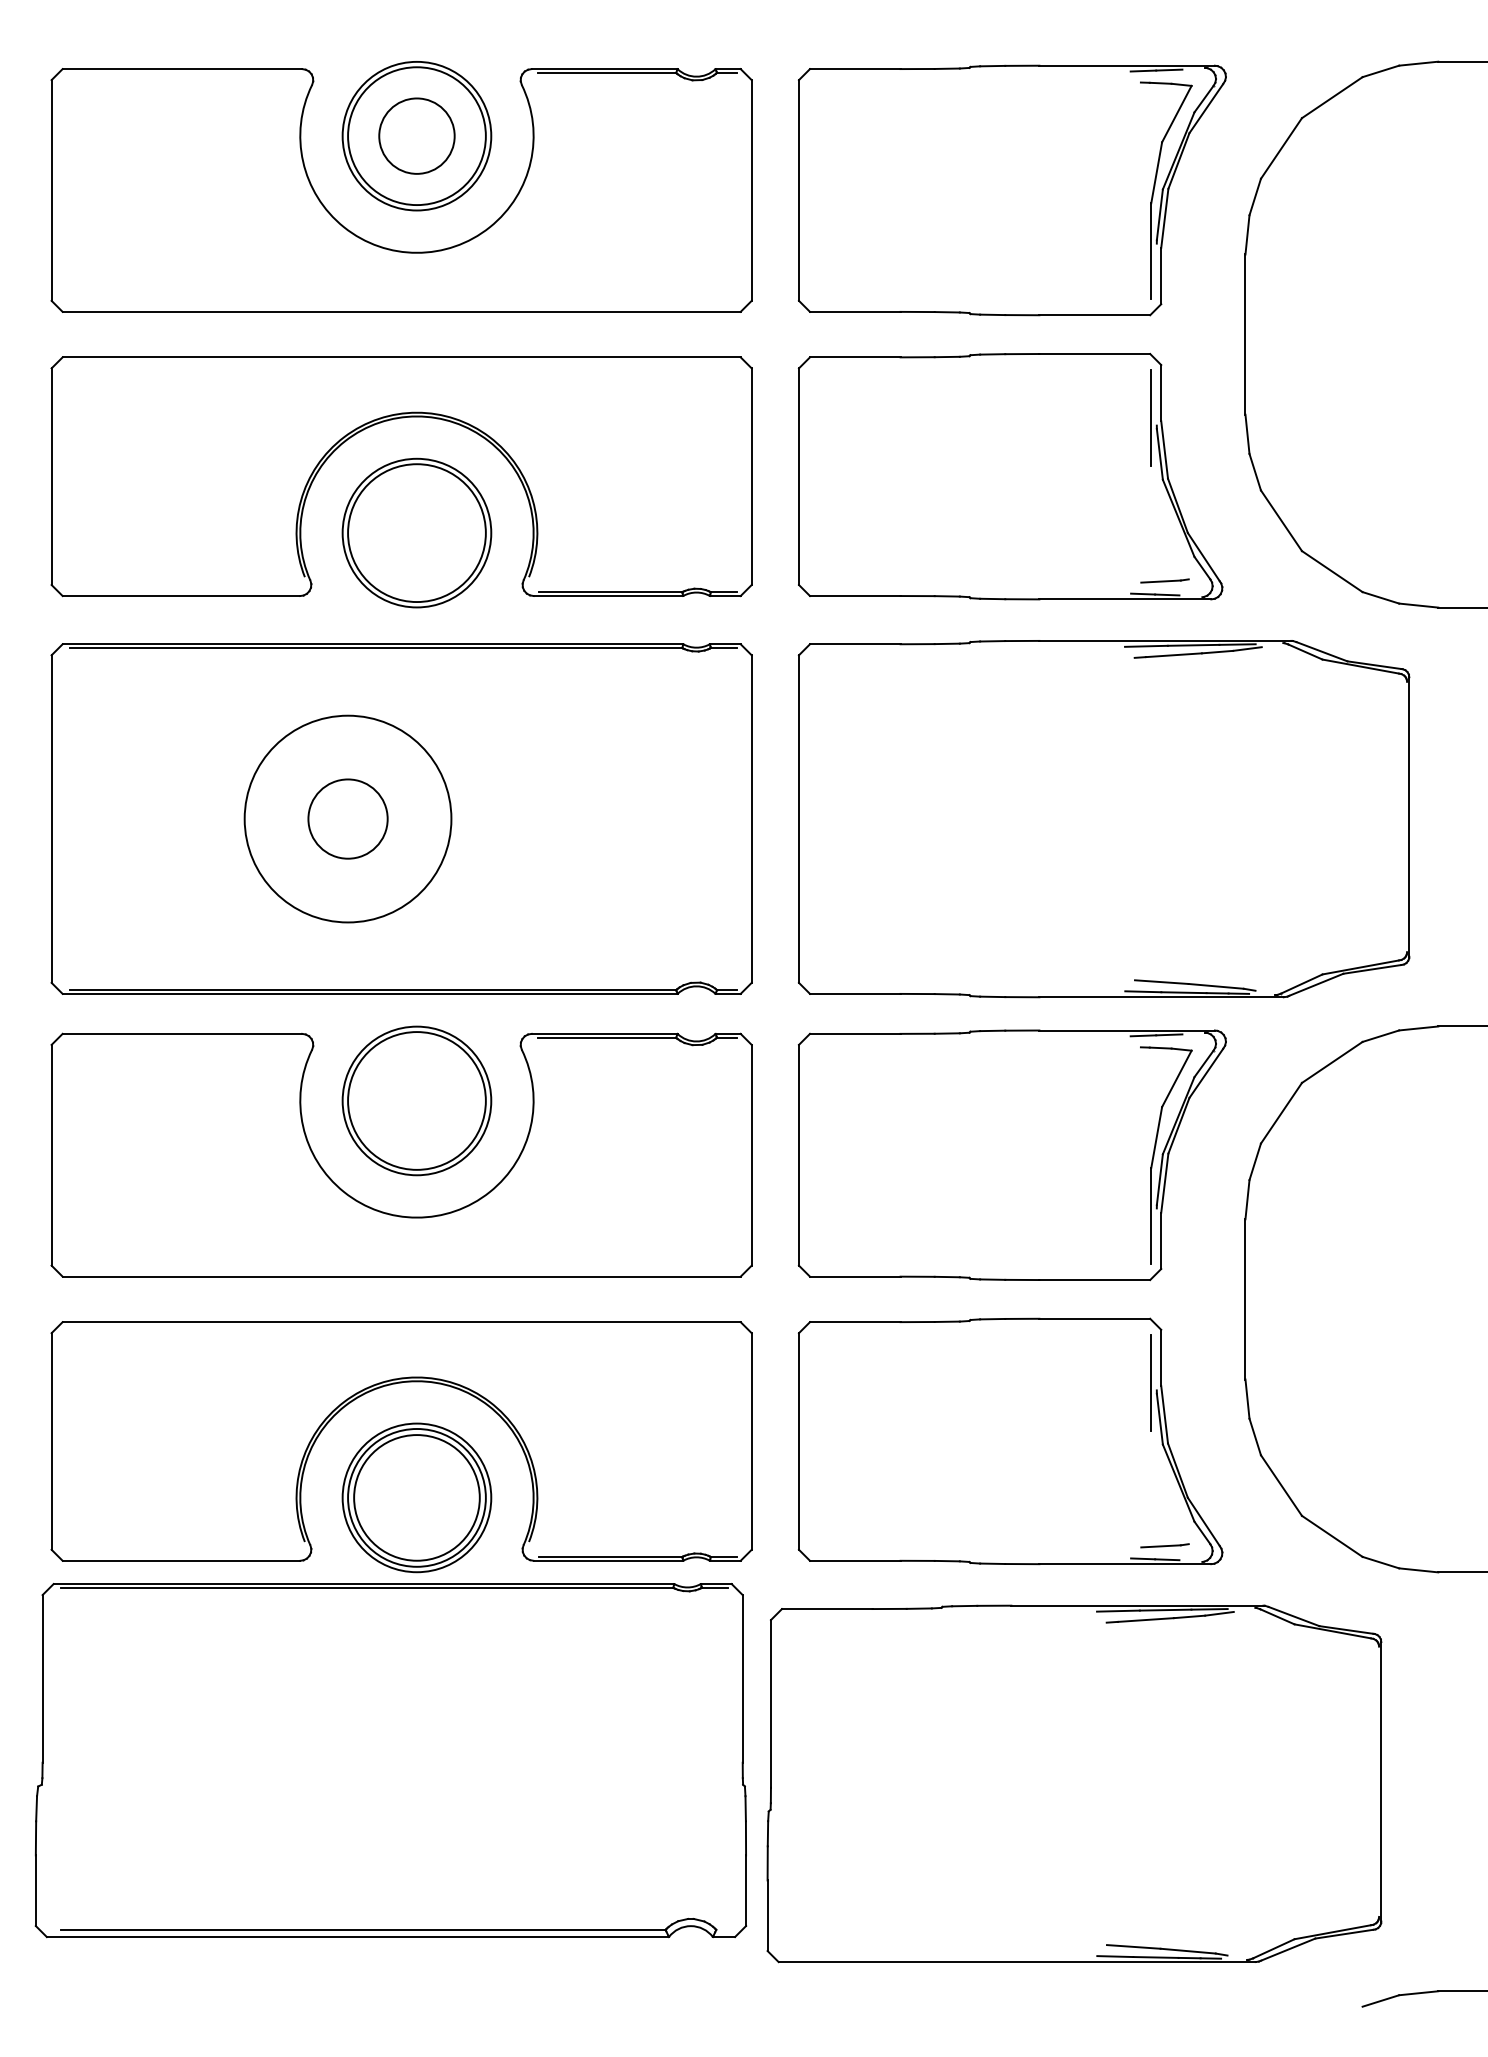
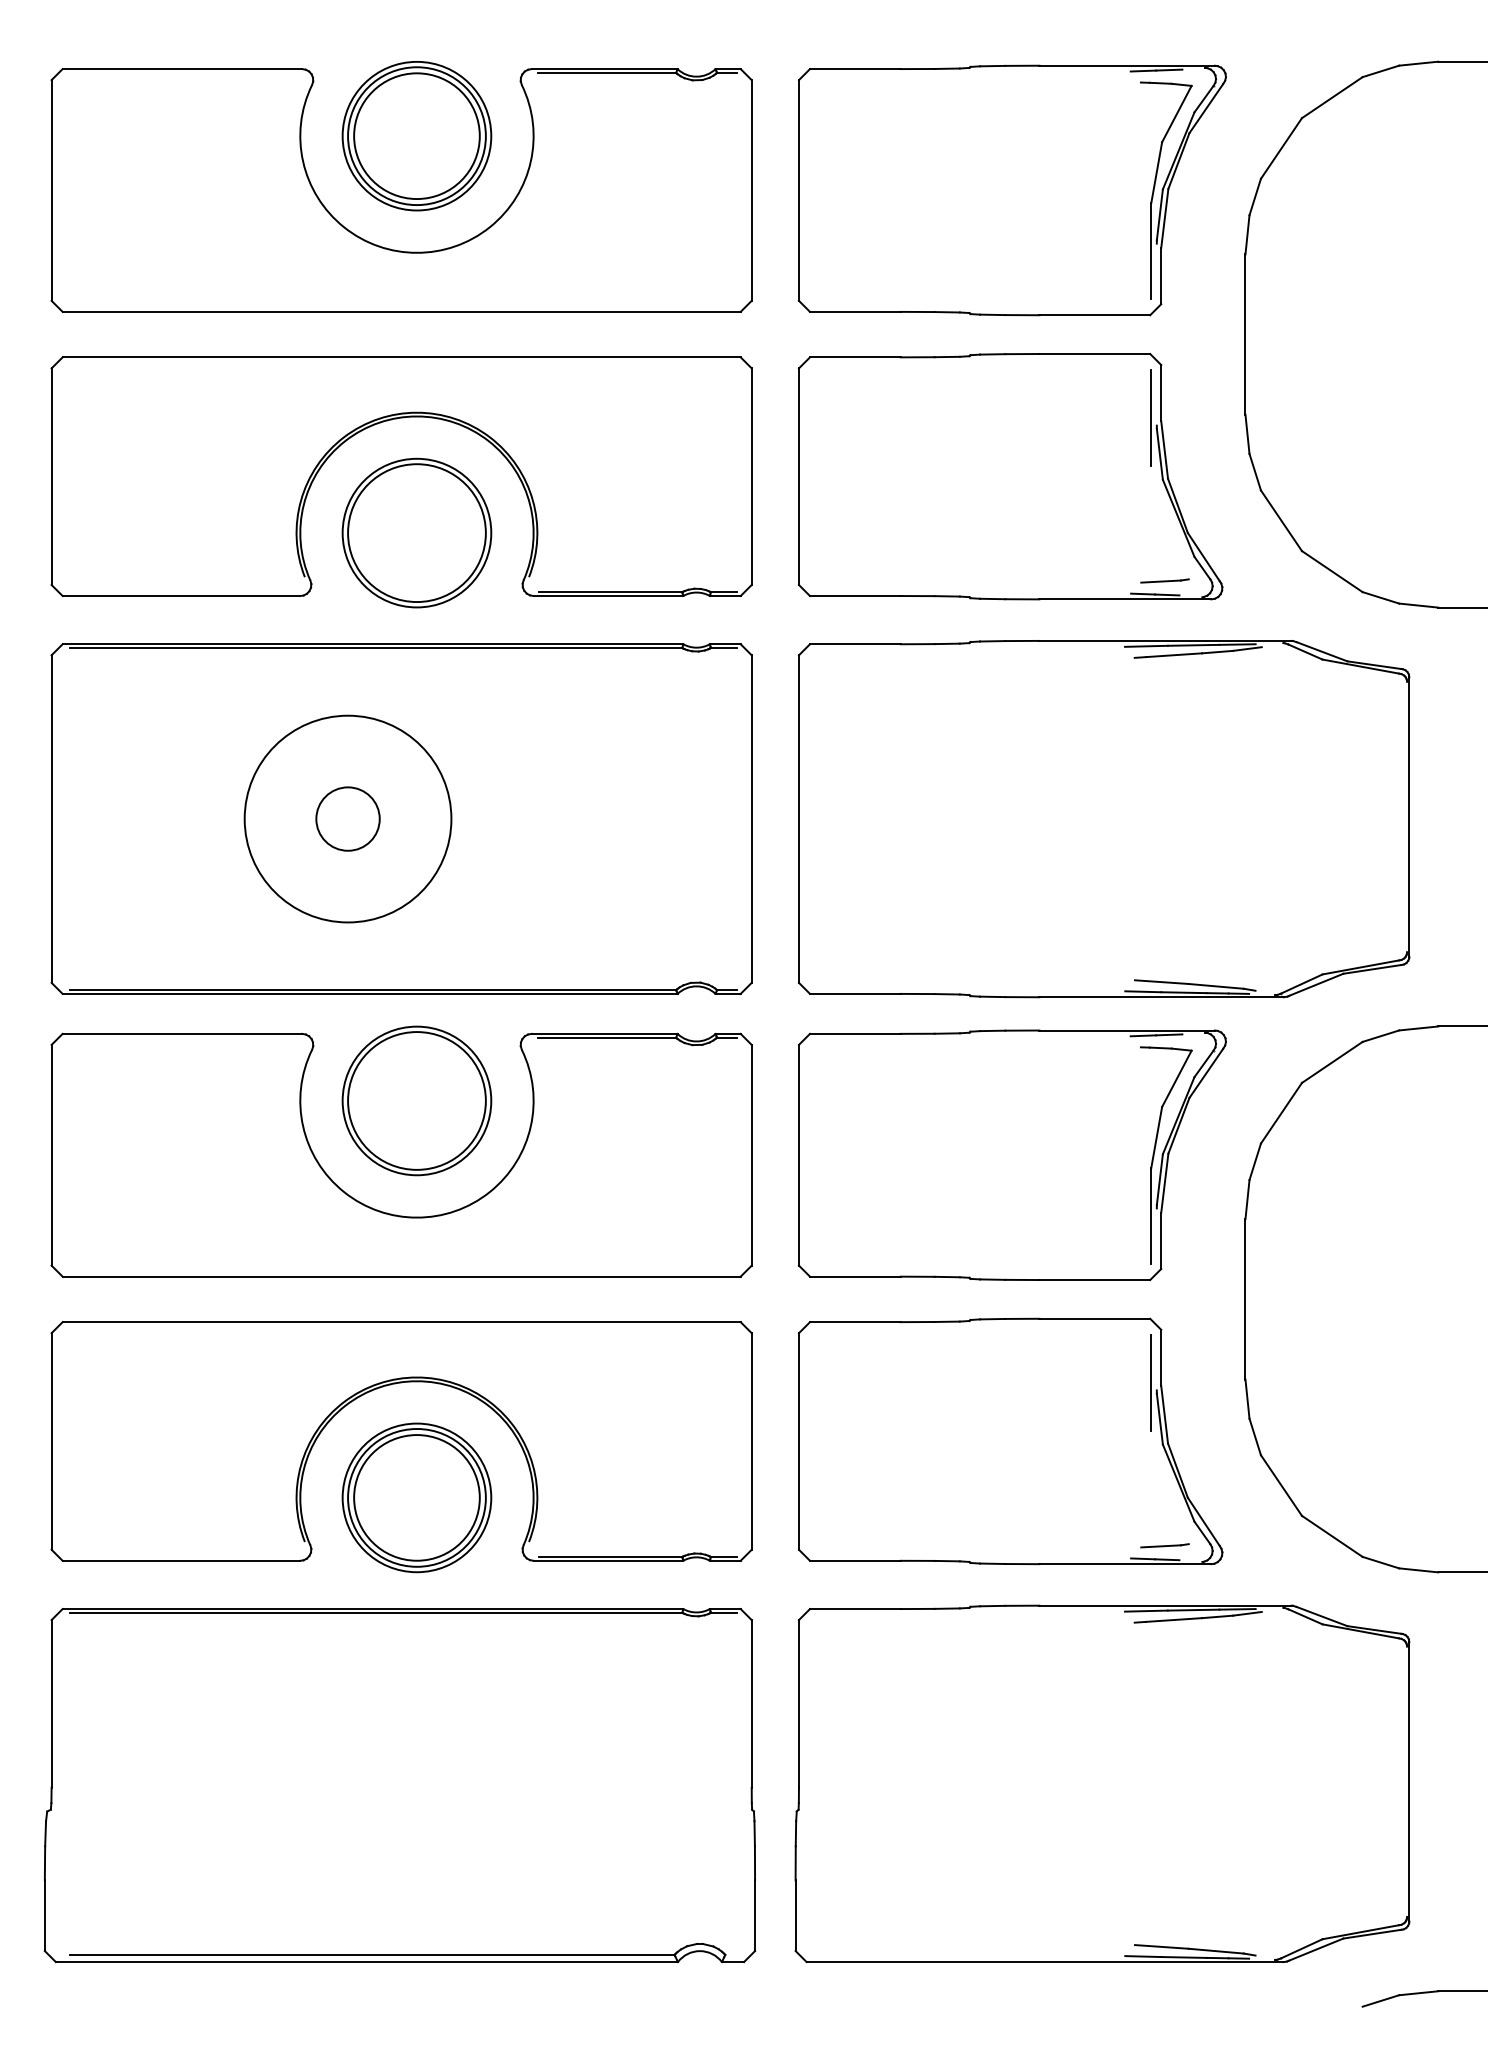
circle diameter: 75 px -> 126 px (416, 136)
circle diameter: 79 px -> 63 px (347, 818)
part position: (390, 1760) -> (399, 1785) (399, 1785)
part position: (1074, 1783) -> (1102, 1783) (1102, 1783)
